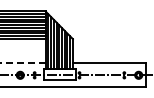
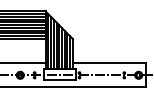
line: dashed -> solid (22, 63)
